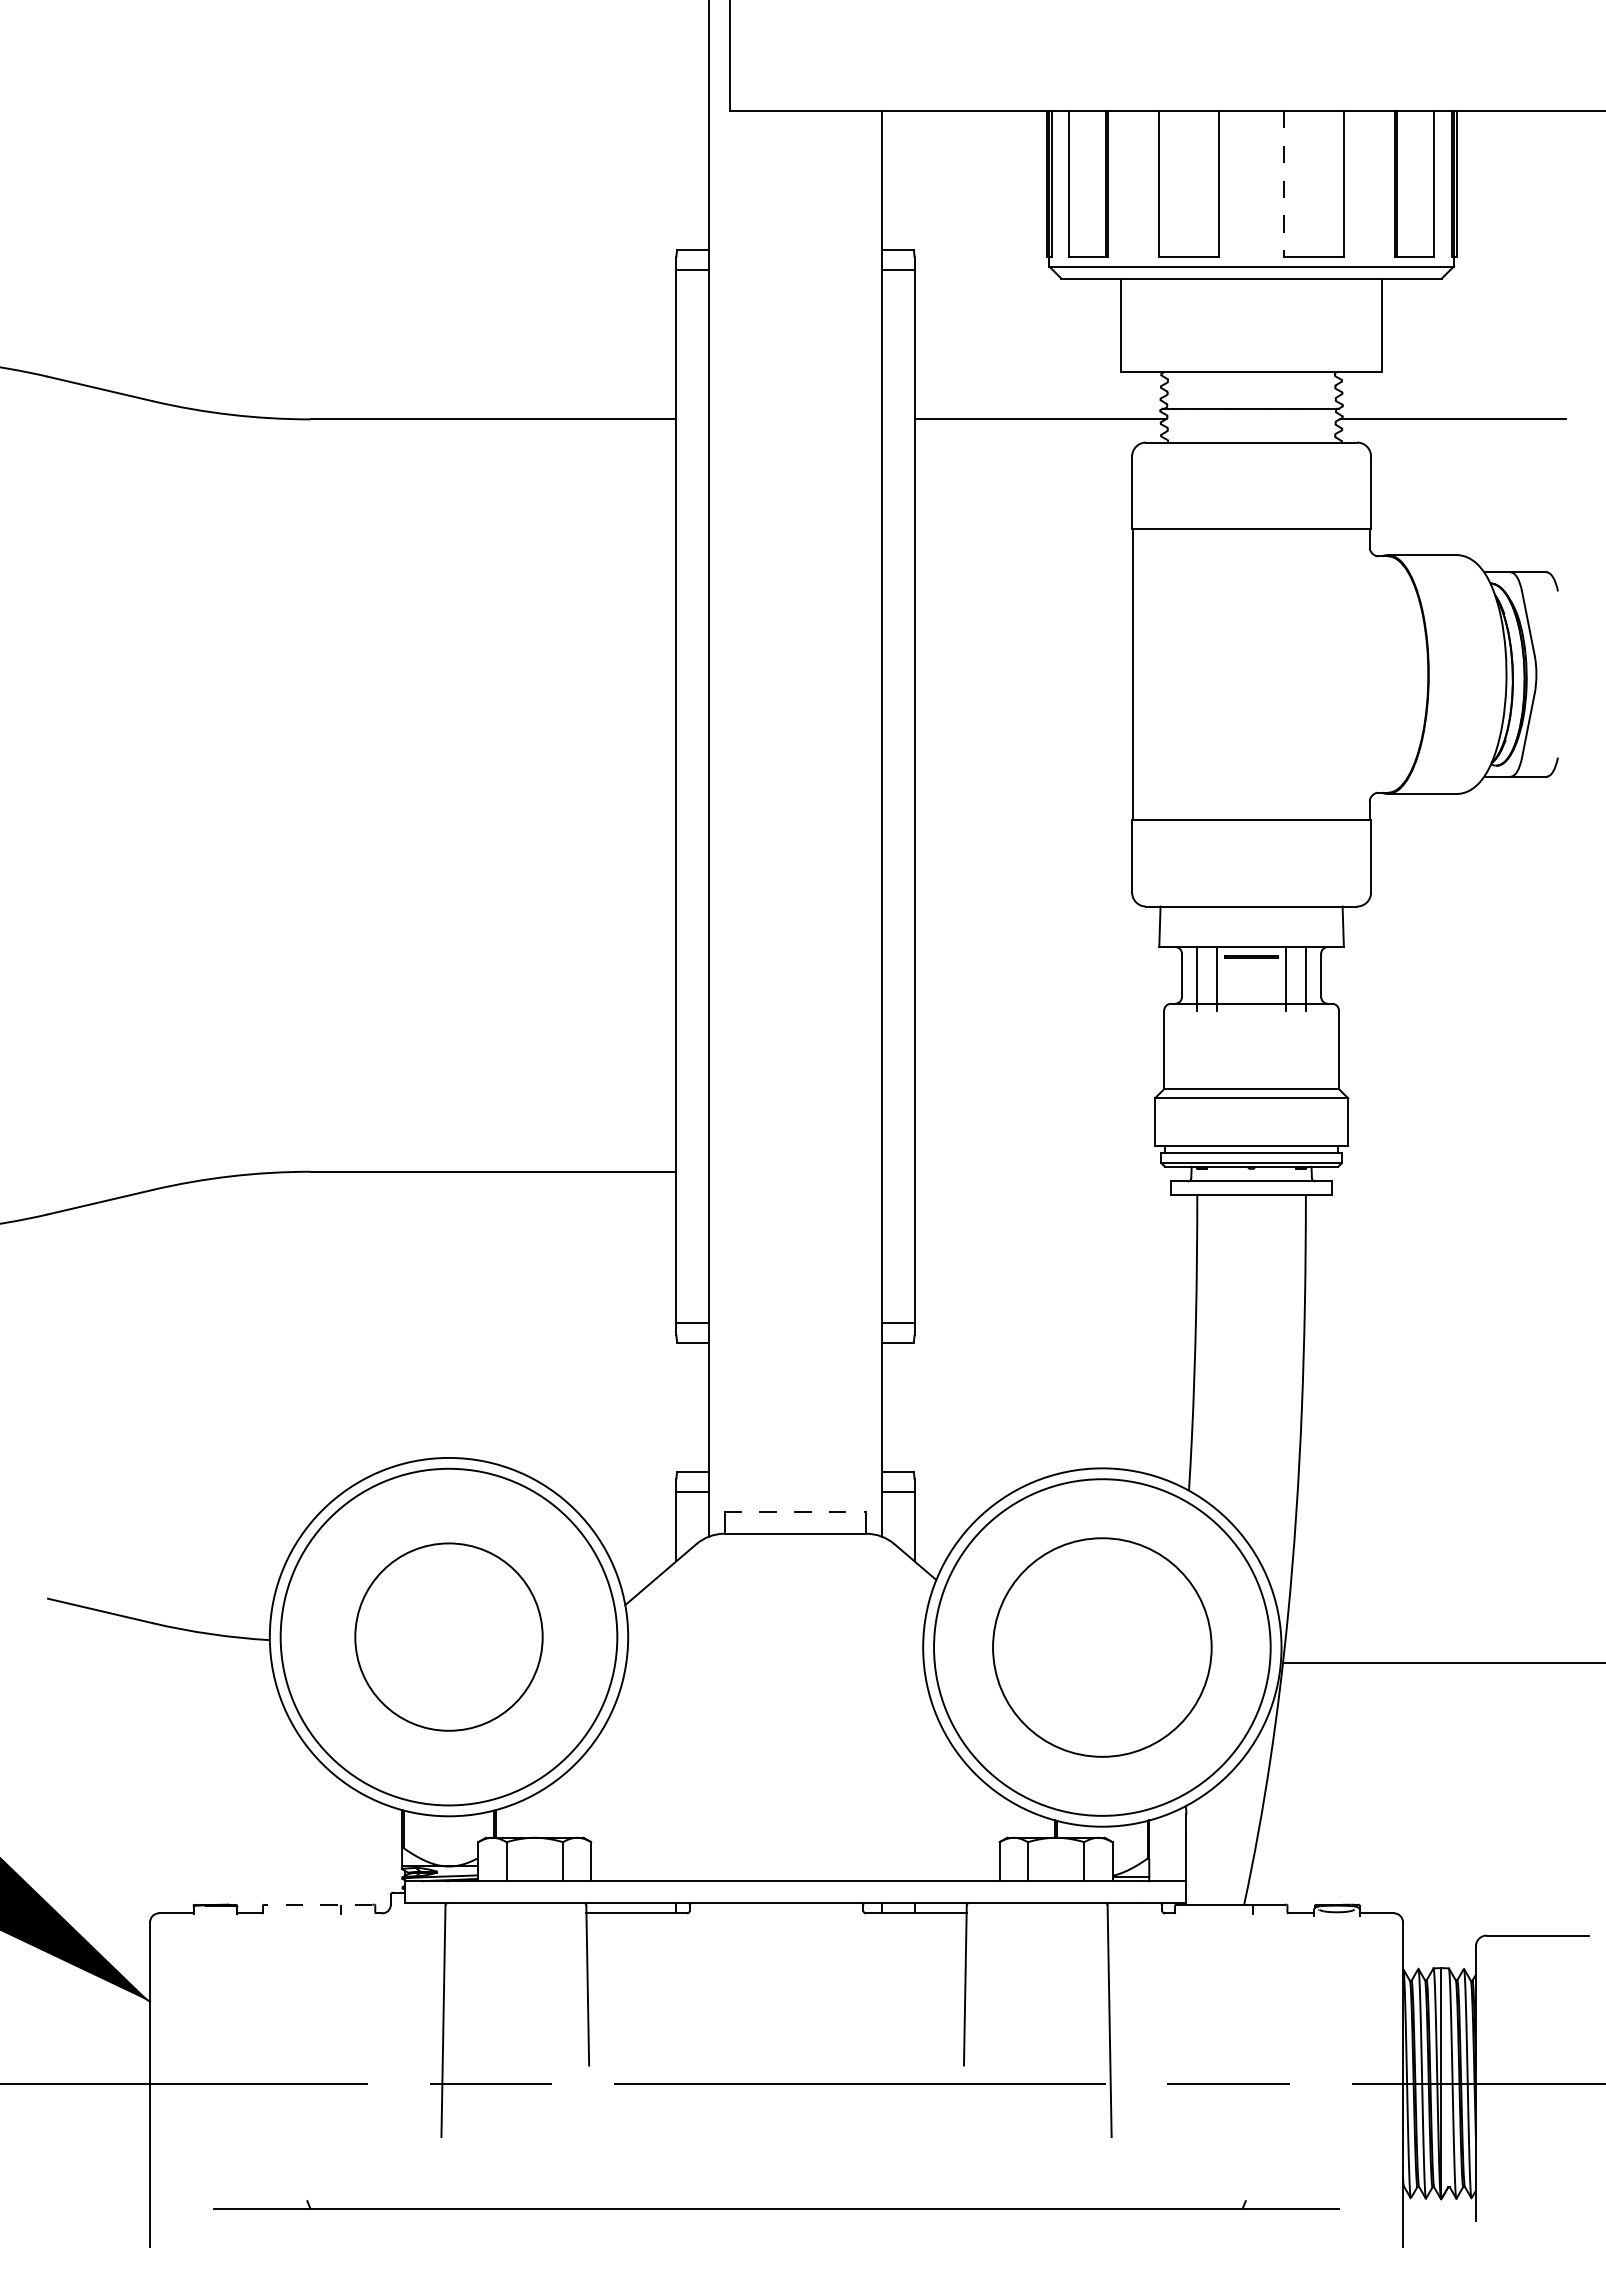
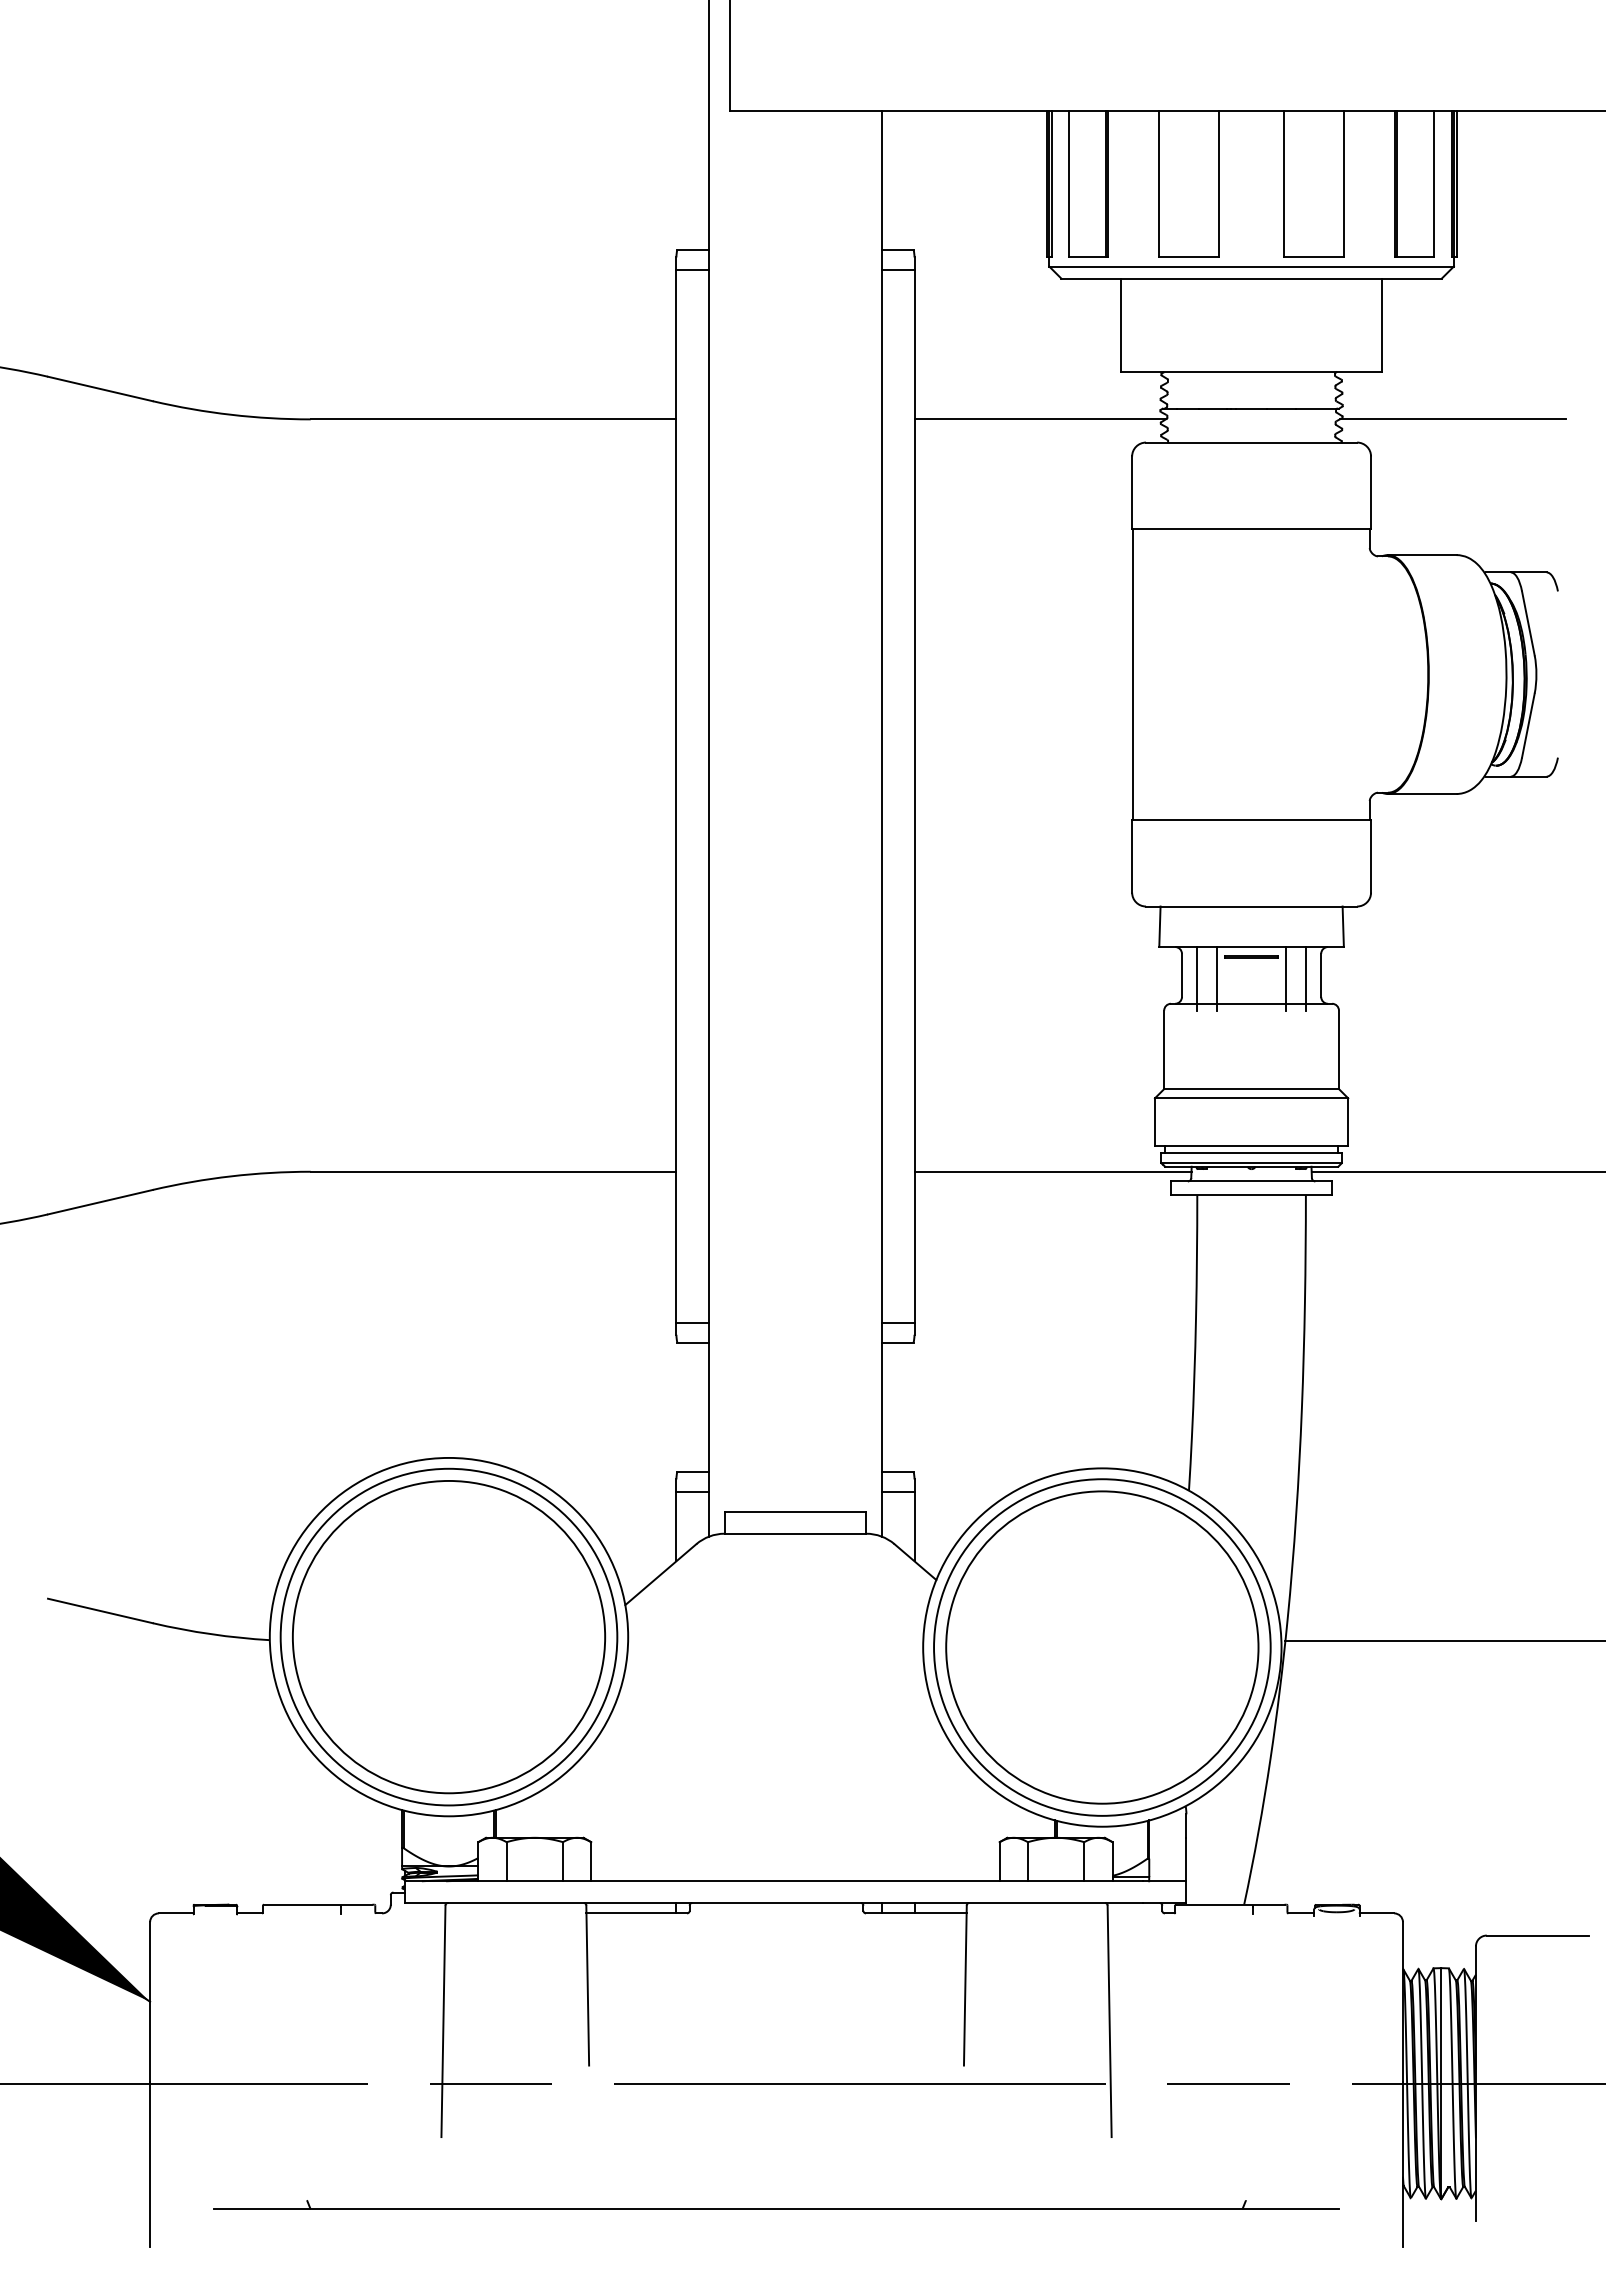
line: dashed -> solid (1284, 184)
line: none -> present (1052, 1171)
line: none -> present (1456, 1171)
line: dashed -> solid (795, 1512)
circle diameter: 187 px -> 312 px (448, 1636)
circle diameter: 219 px -> 312 px (1102, 1647)
line position: (1443, 1663) -> (1443, 1641) (1443, 1641)
line: dashed -> solid (317, 1904)
